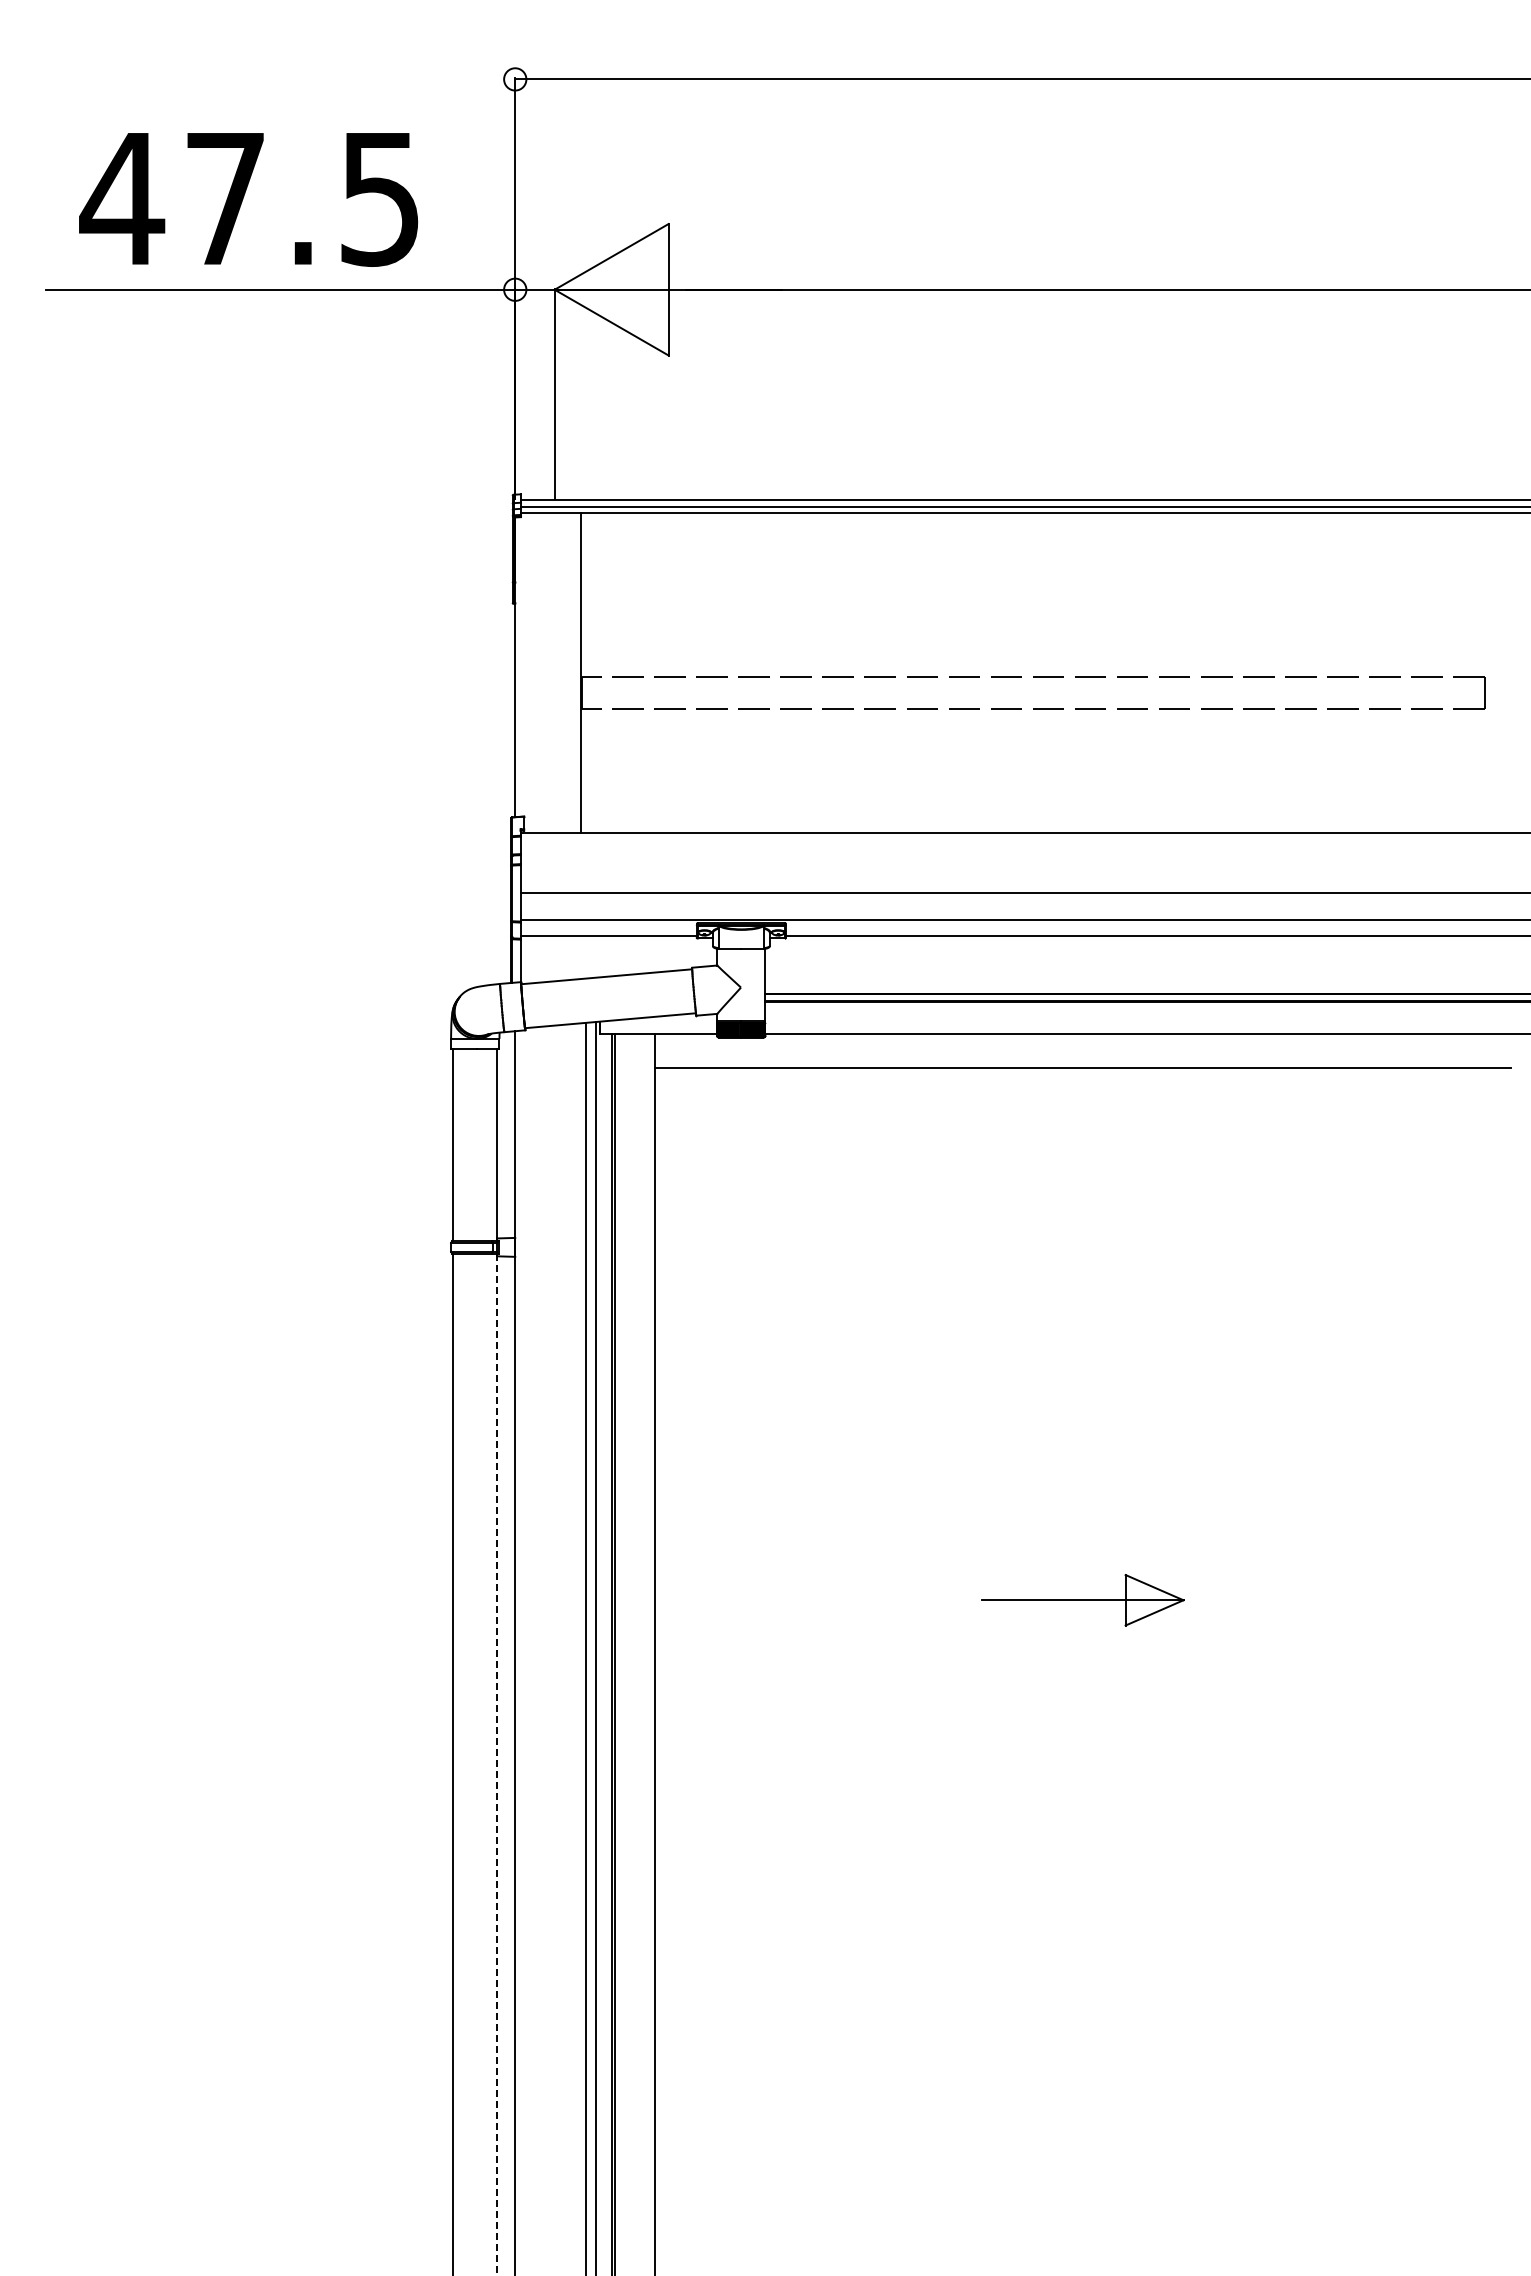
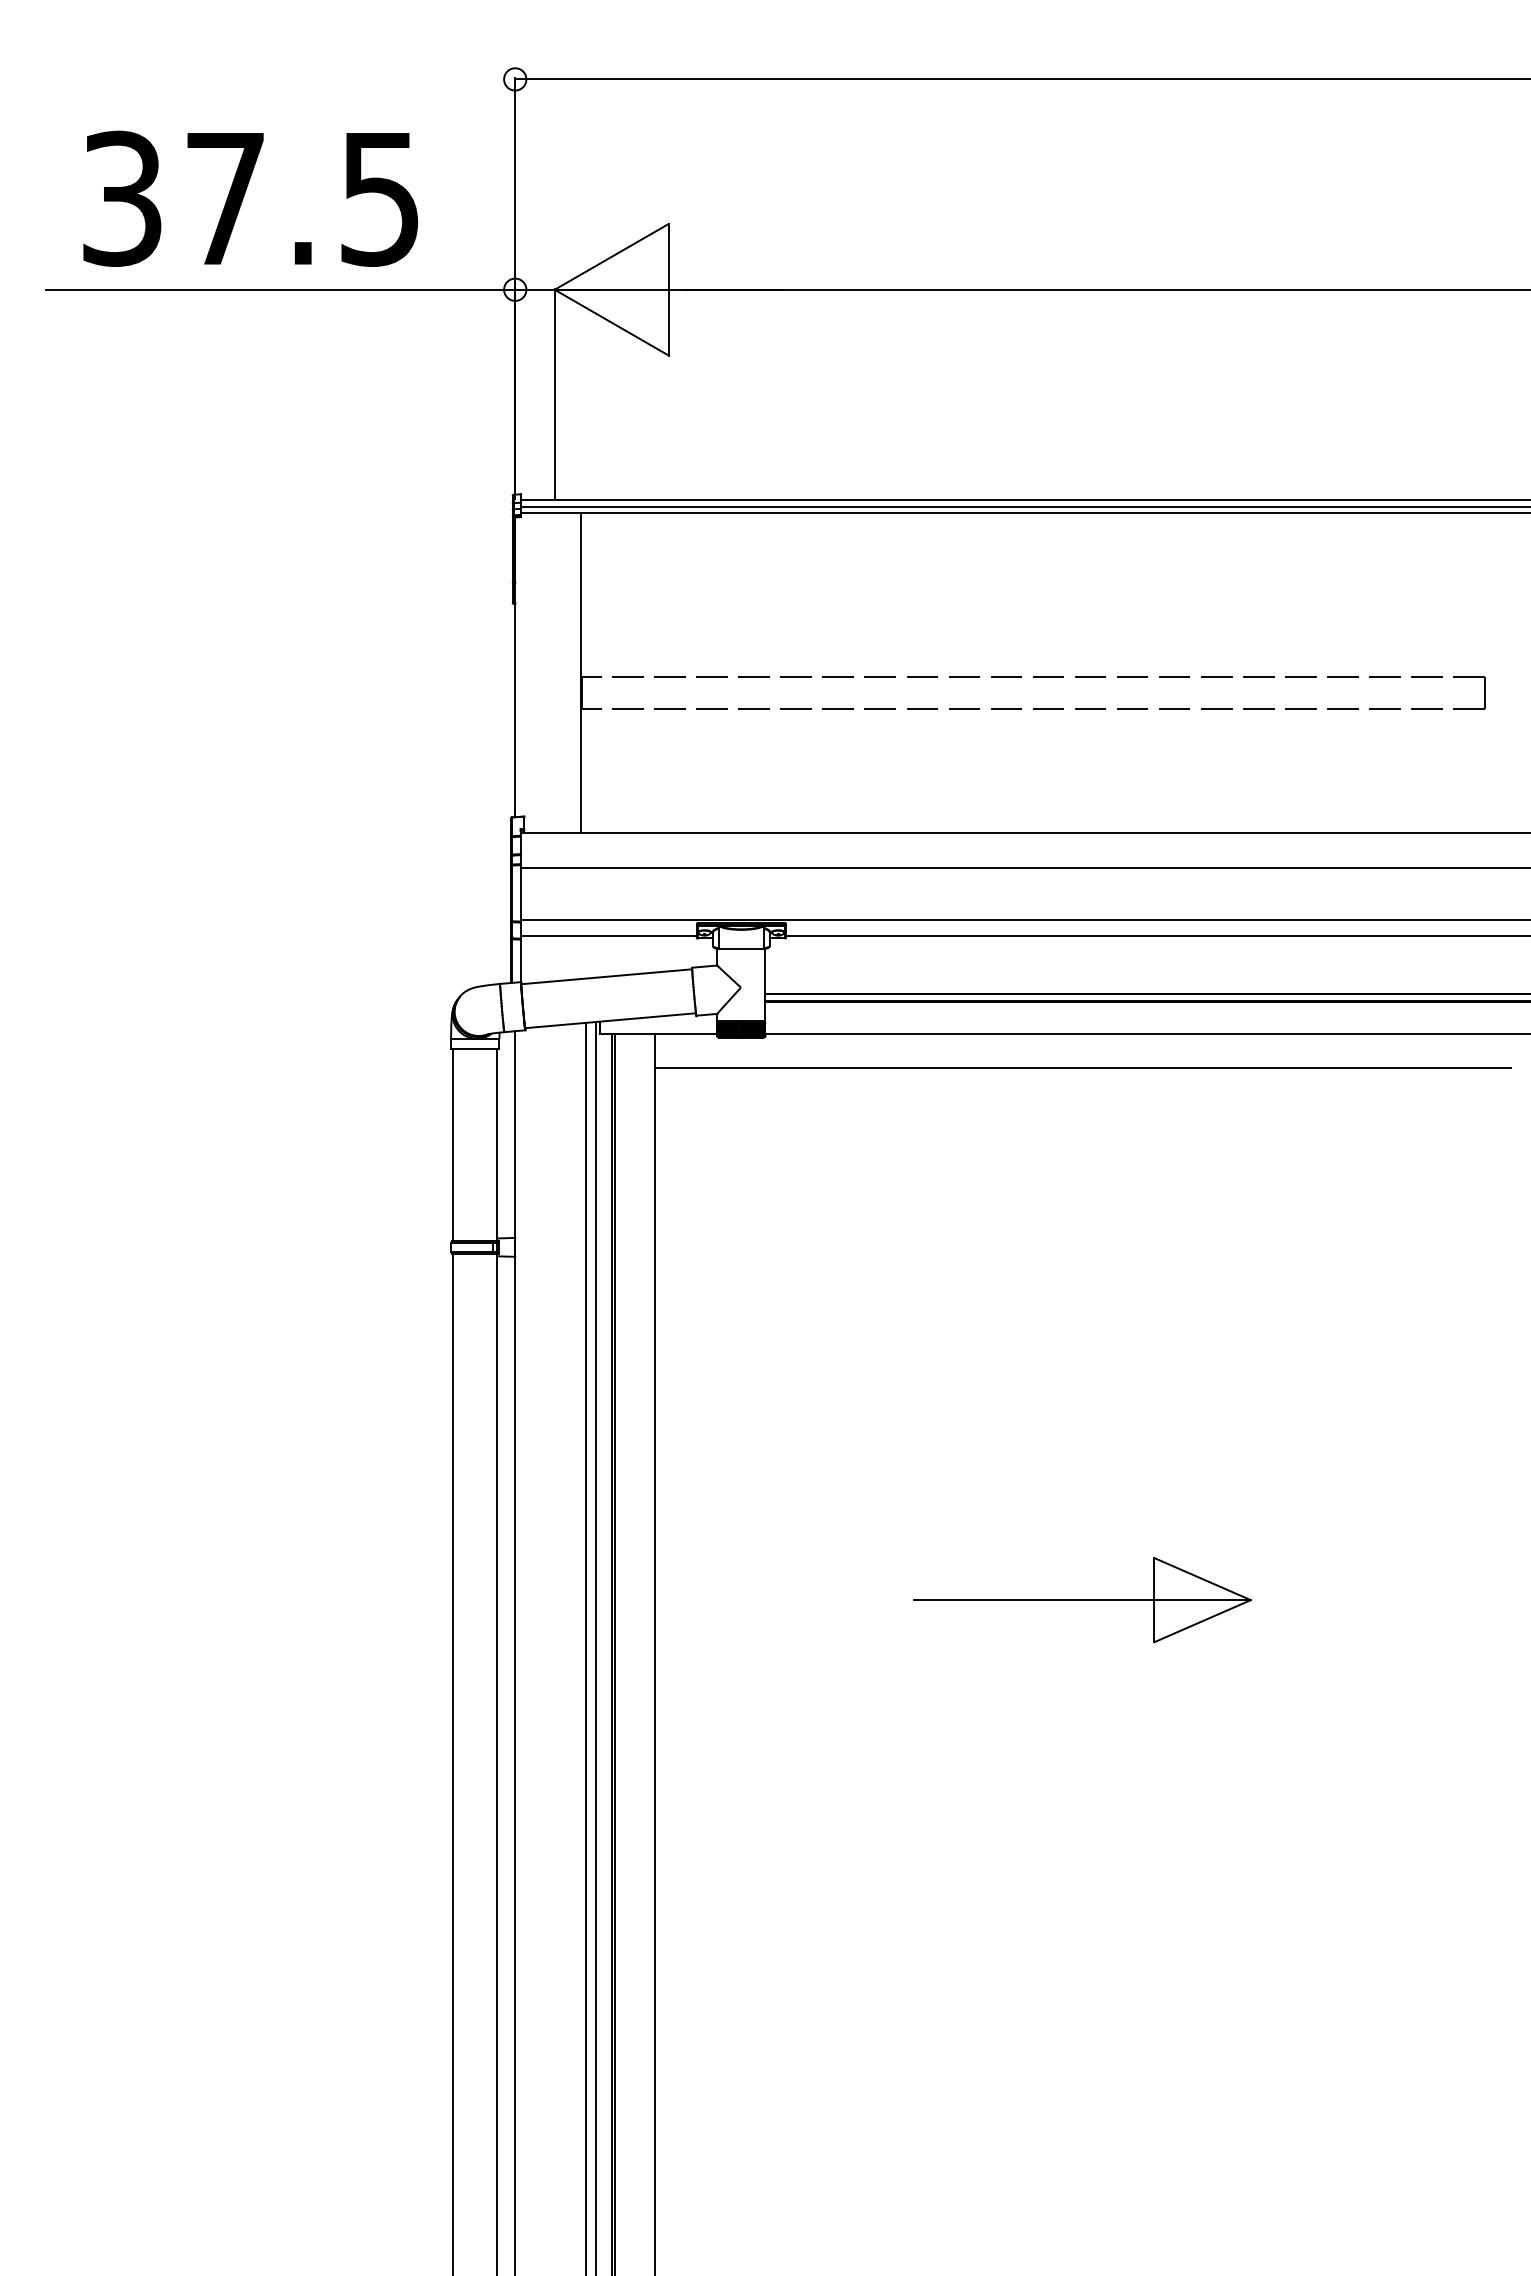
text: 47.5 -> 37.5 (122, 198)
line position: (1023, 892) -> (1023, 867) (1023, 867)
part size: 204x53 px -> 339x87 px (1082, 1600)
line: dashed -> solid (497, 1764)
